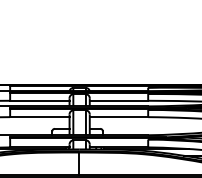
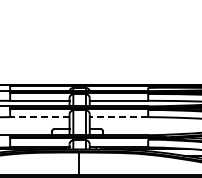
line: solid -> dashed (39, 117)
line: solid -> dashed (118, 117)
